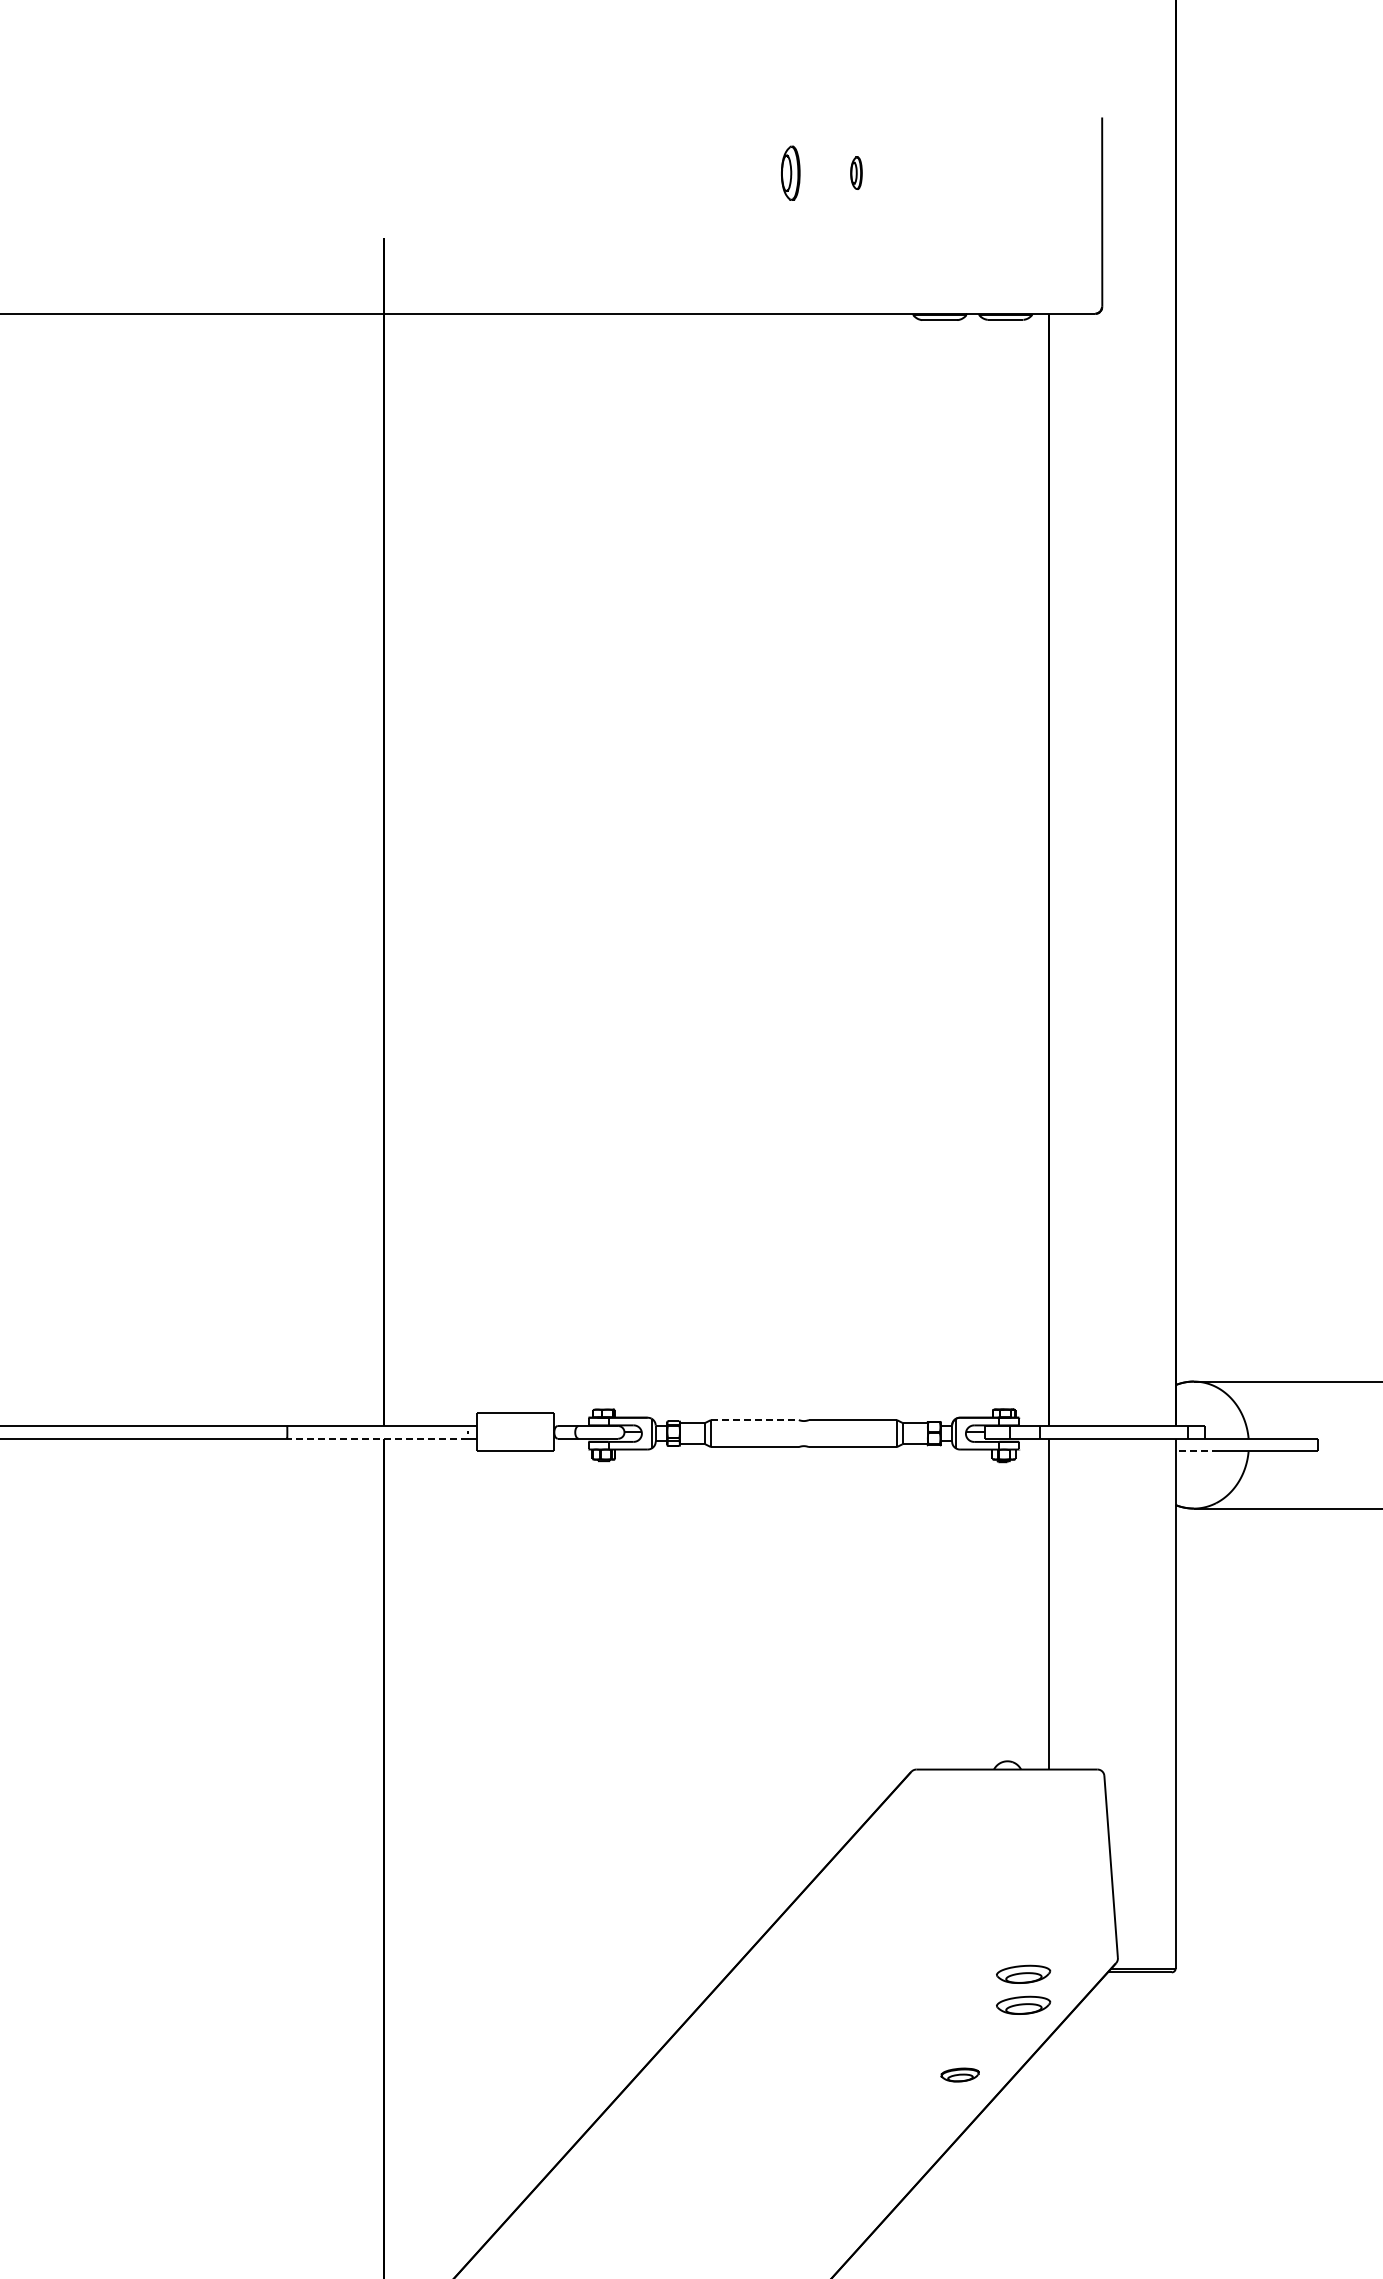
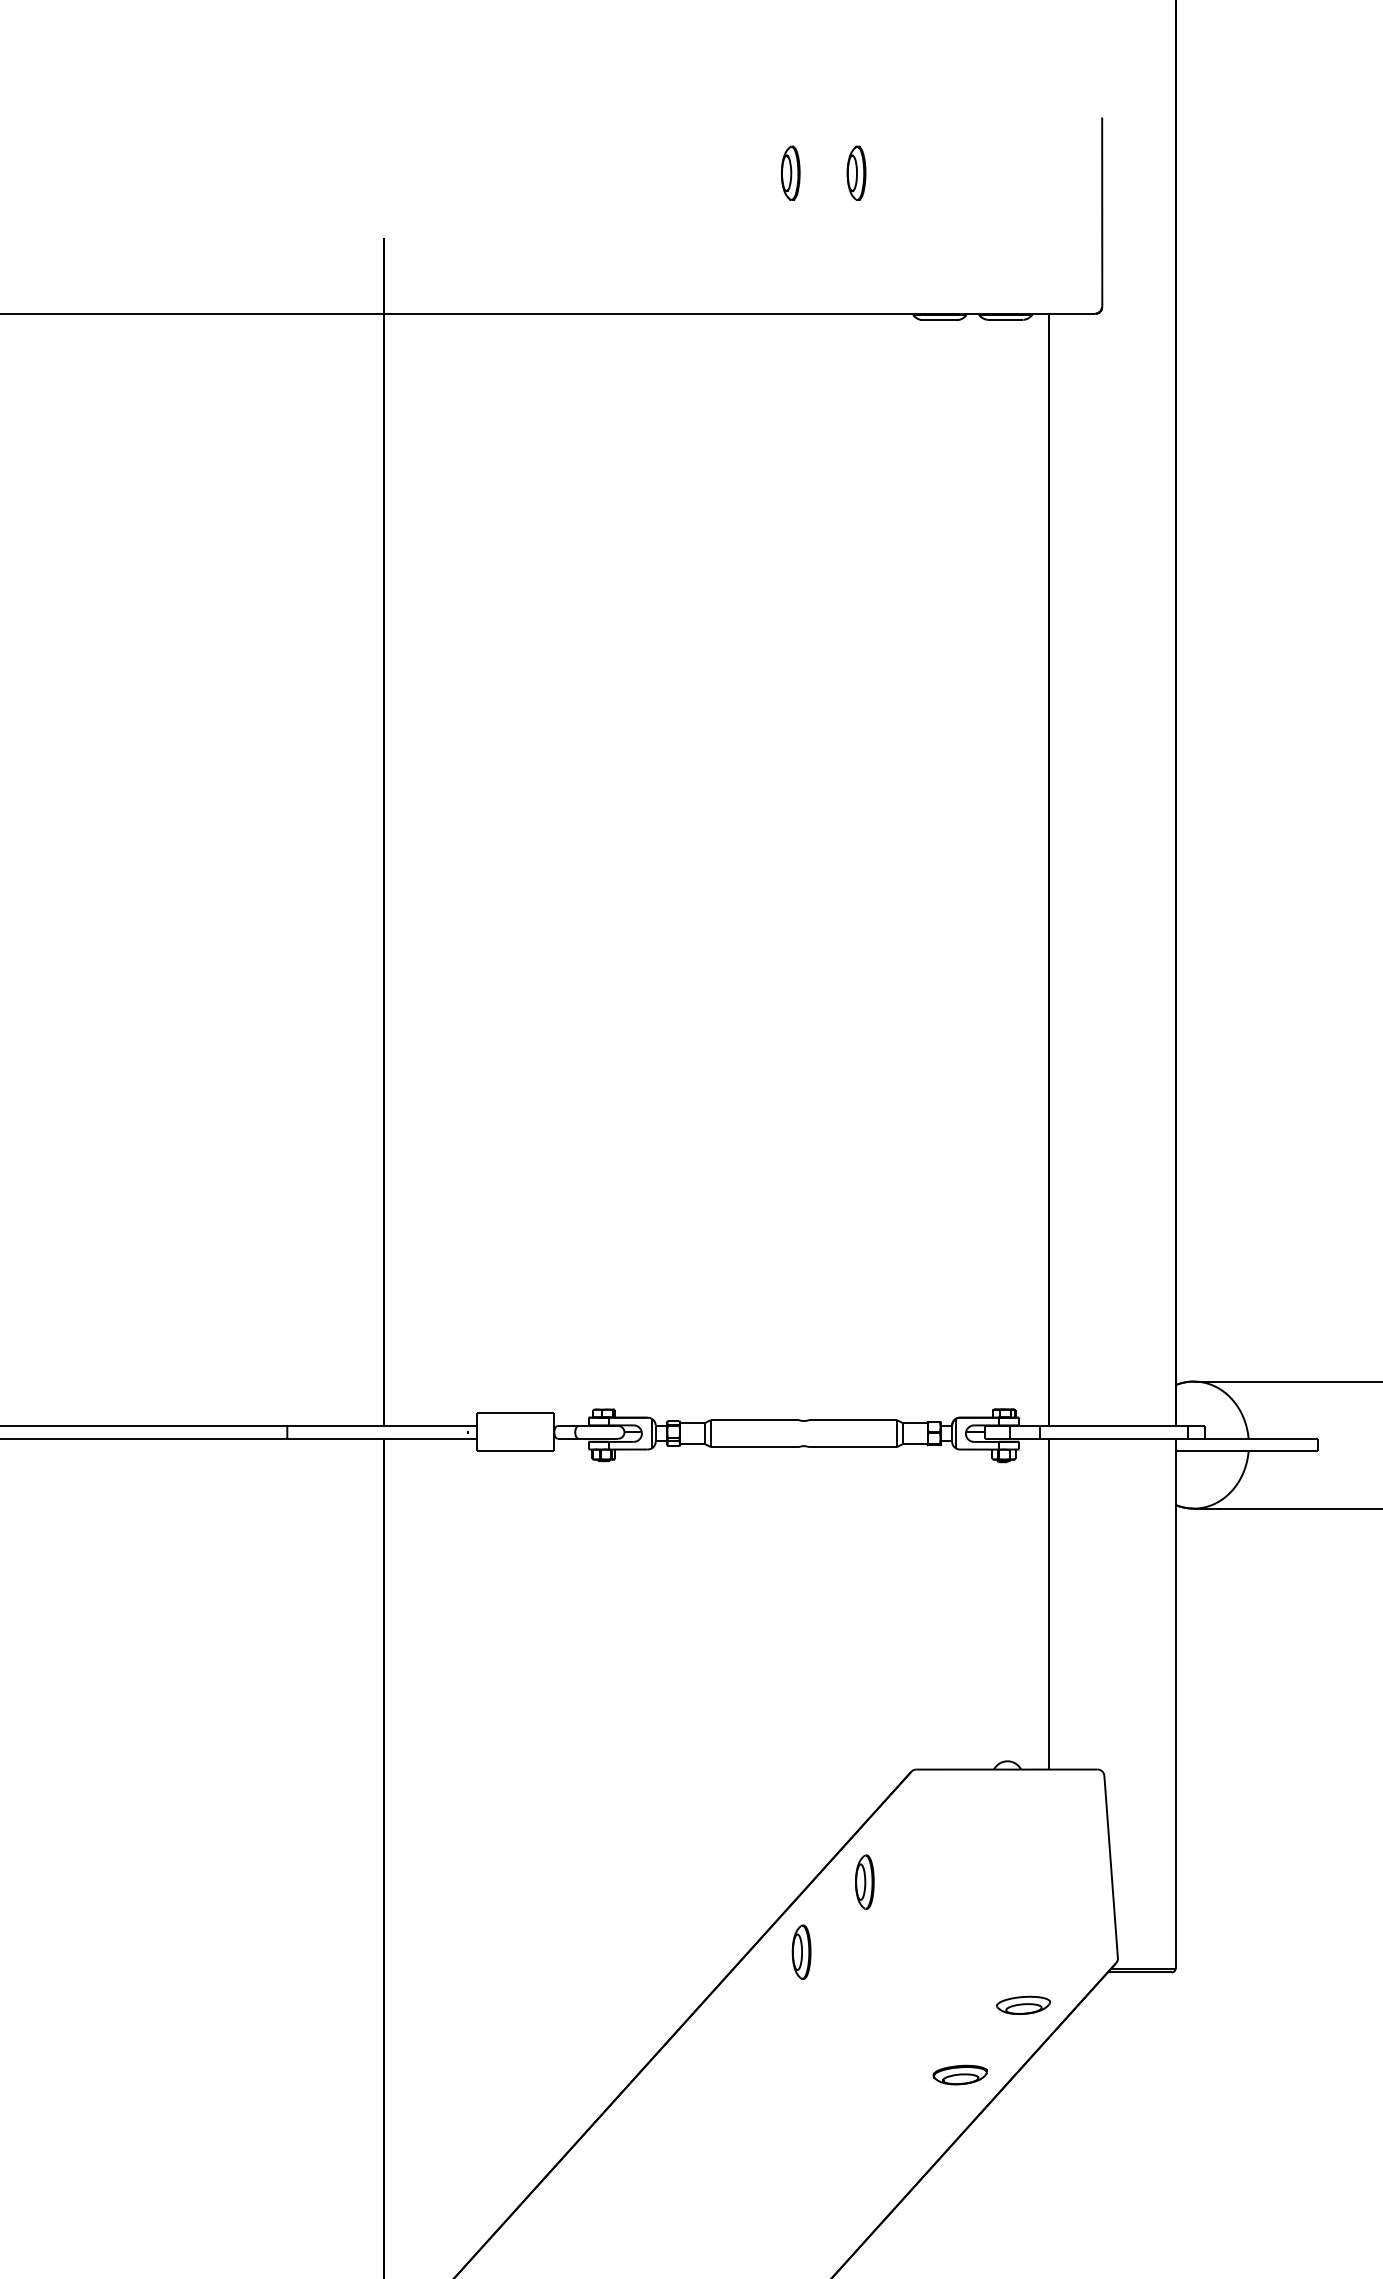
part size: 13x34 px -> 21x56 px (856, 172)
line: dashed -> solid (754, 1420)
line: dashed -> solid (377, 1438)
line: dashed -> solid (1196, 1451)
part: none -> present (864, 1881)
part: none -> present (801, 1951)
part: present -> none (1023, 1973)
part size: 40x16 px -> 56x22 px (959, 2074)
